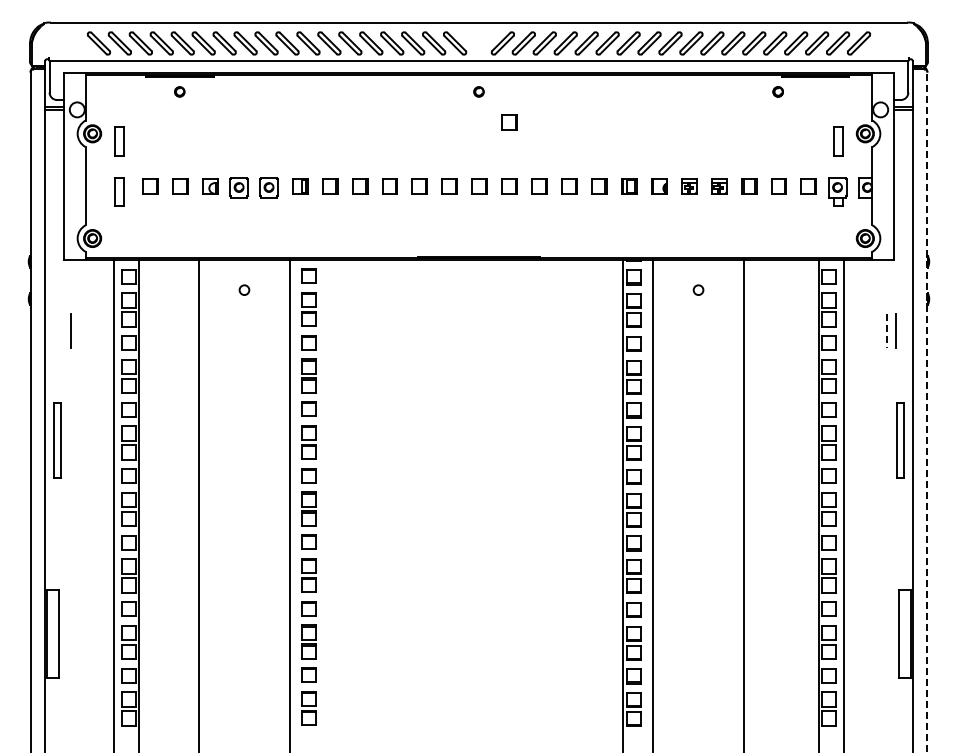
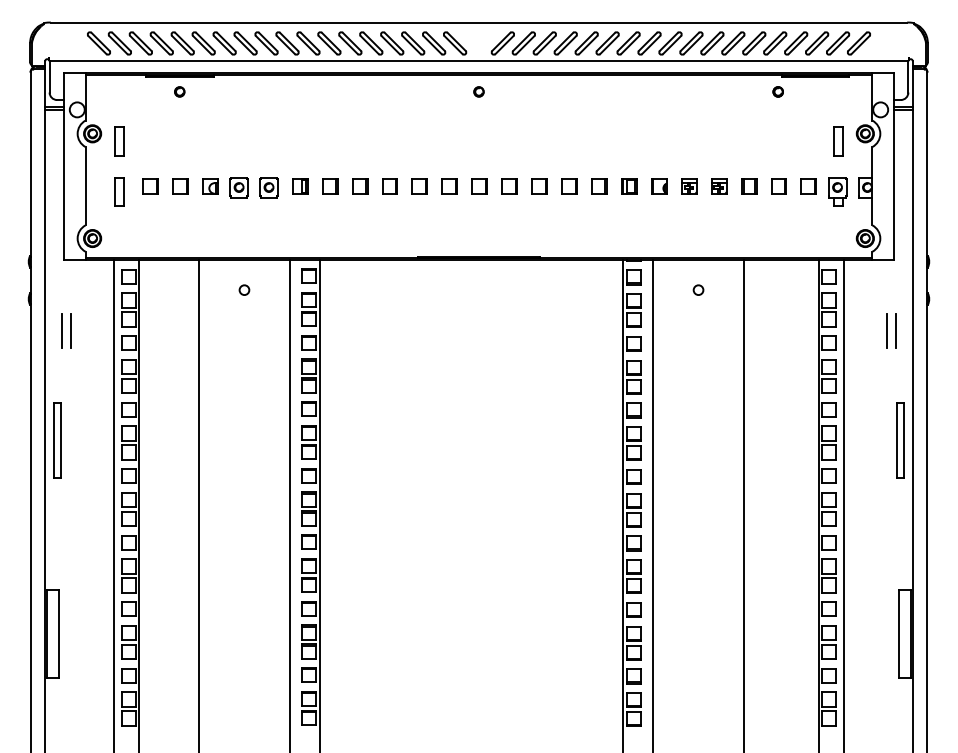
part: present -> none (509, 122)
line: none -> present (61, 331)
line: dashed -> solid (887, 331)
line: dashed -> solid (927, 412)
line: none -> present (320, 504)
